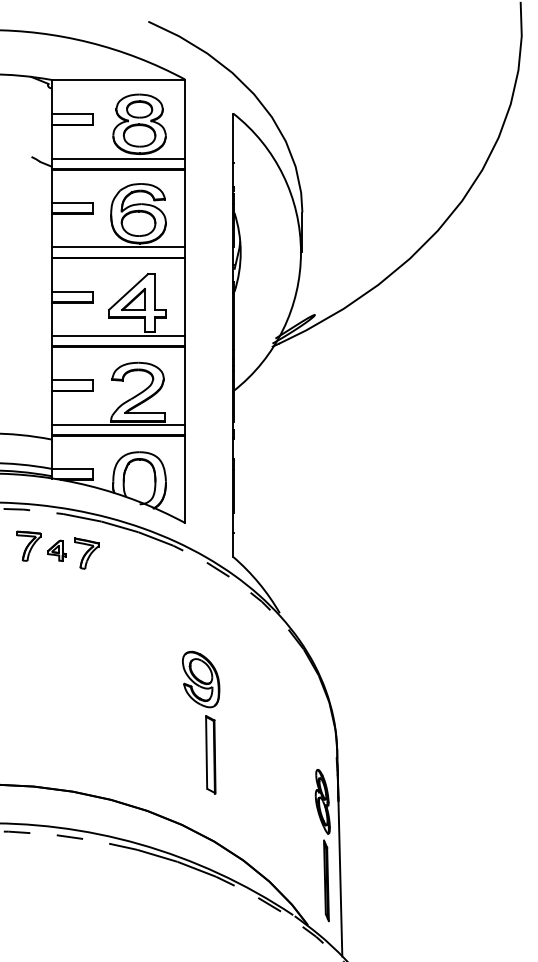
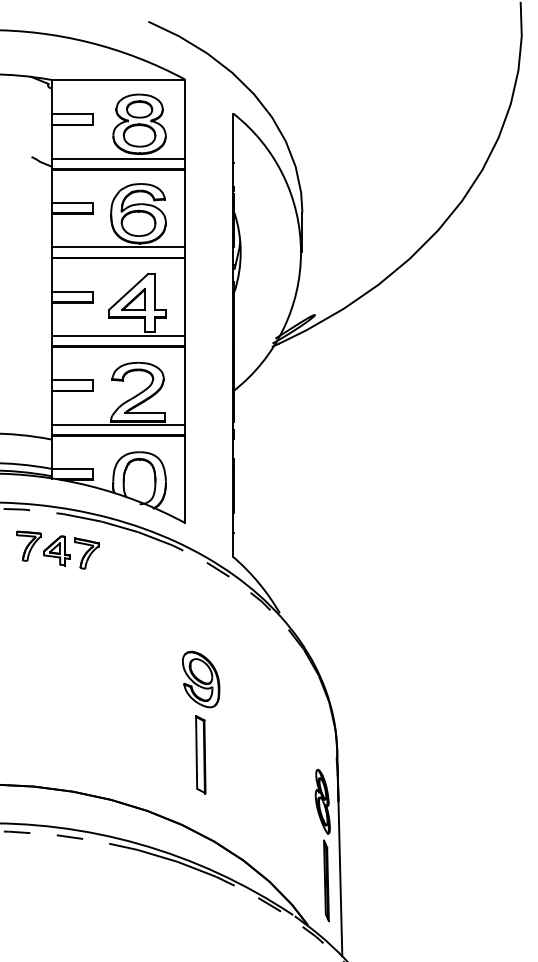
part size: 20x23 px -> 28x32 px (56, 550)
part position: (210, 754) -> (200, 754) (200, 754)
